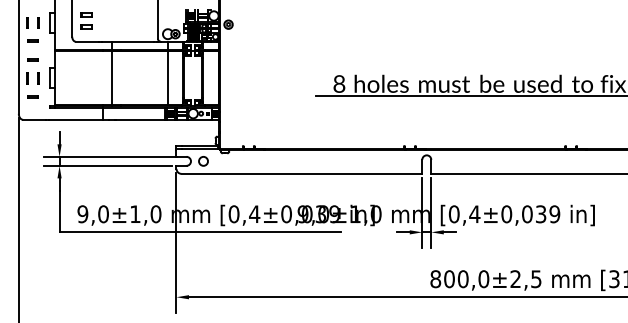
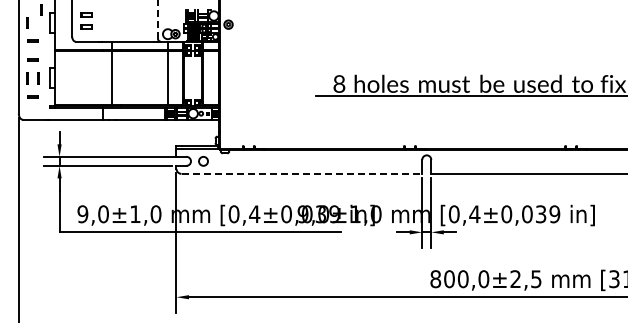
line: solid -> dashed (157, 19)
line position: (38, 22) -> (41, 9) (41, 9)
line: solid -> dashed (302, 173)
